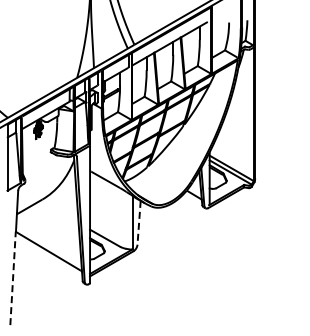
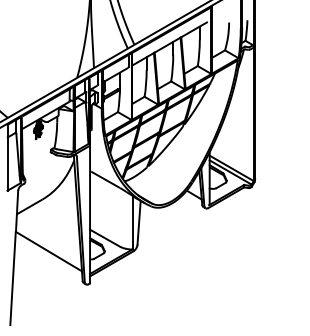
line: dashed -> solid (139, 222)
line: dashed -> solid (13, 278)
